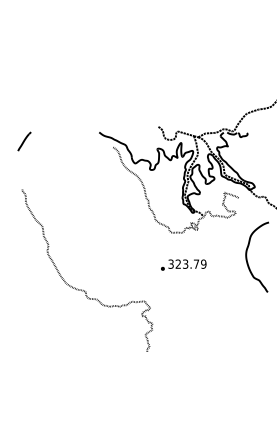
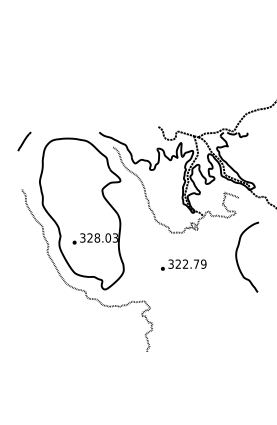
part: none -> present (81, 213)
curve position: (247, 256) -> (237, 256) (237, 256)
text: 323.79 -> 322.79 (185, 264)
